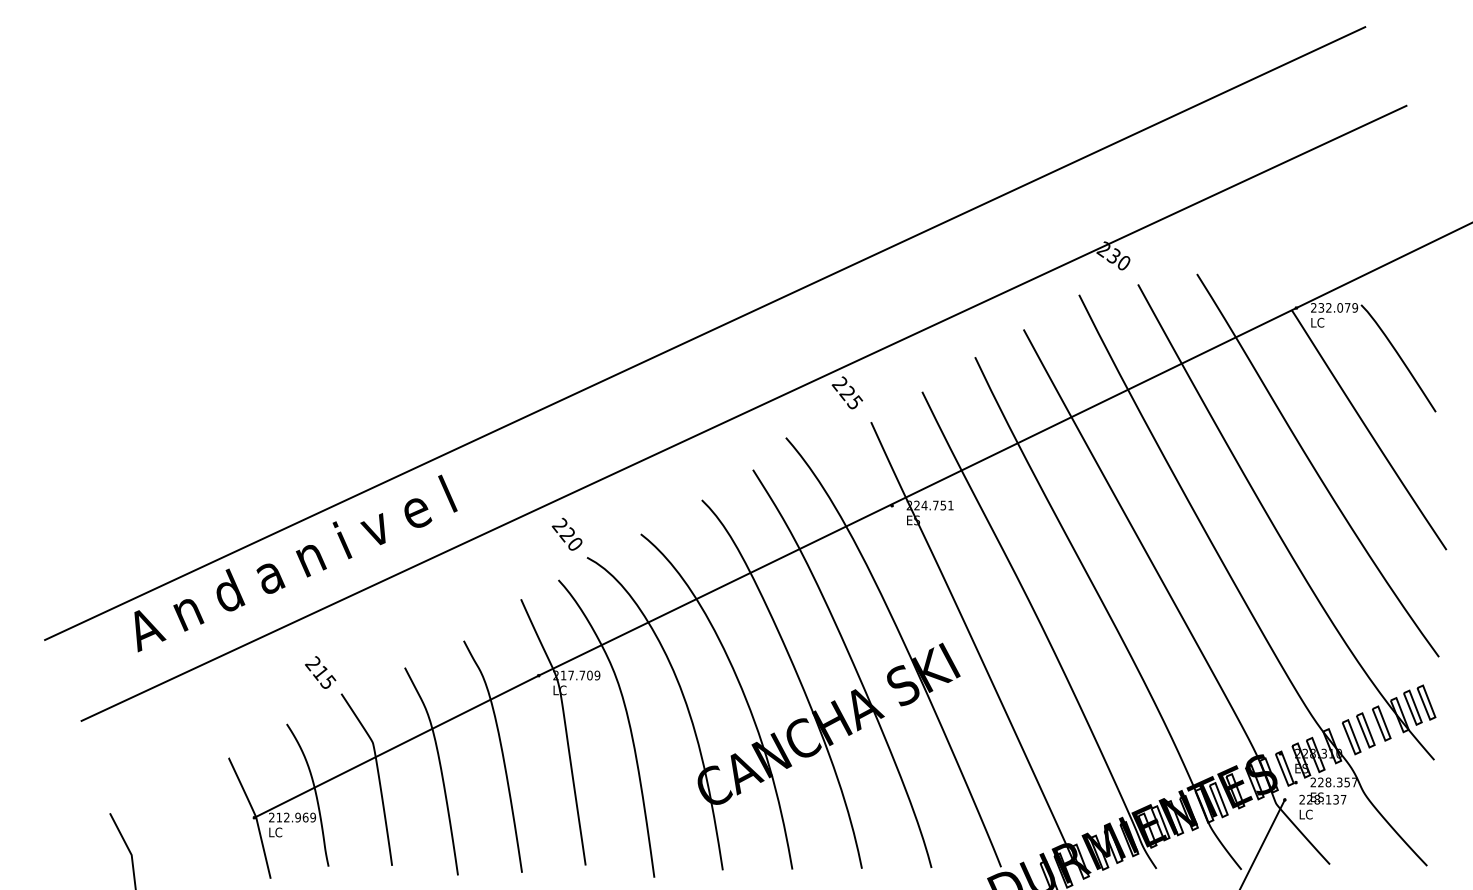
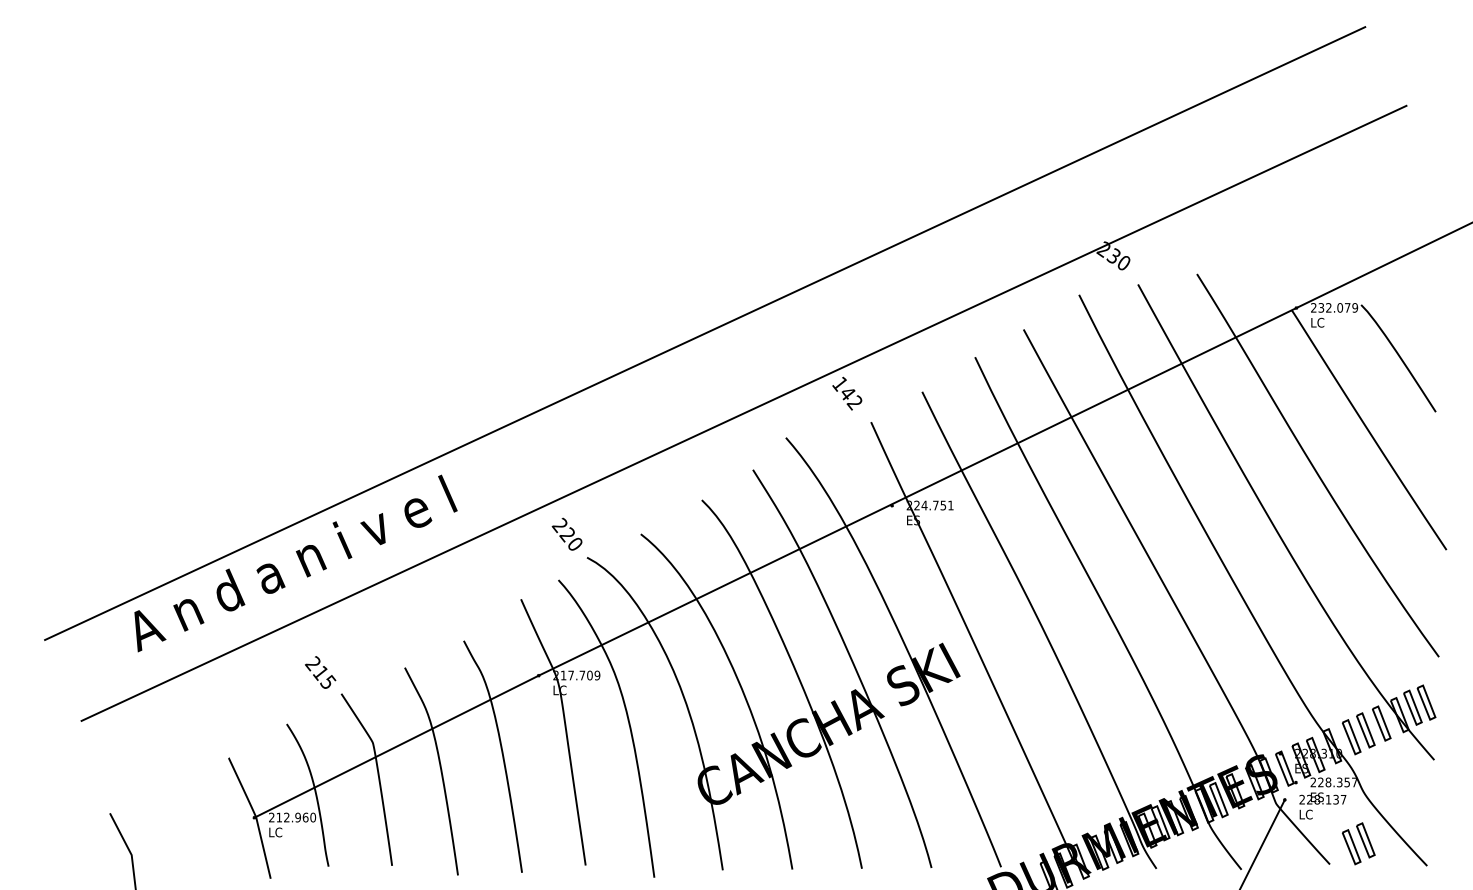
text: 225 -> 142 (847, 393)
text: 212.969 -> 212.960 (312, 817)
part: none -> present (1358, 843)
